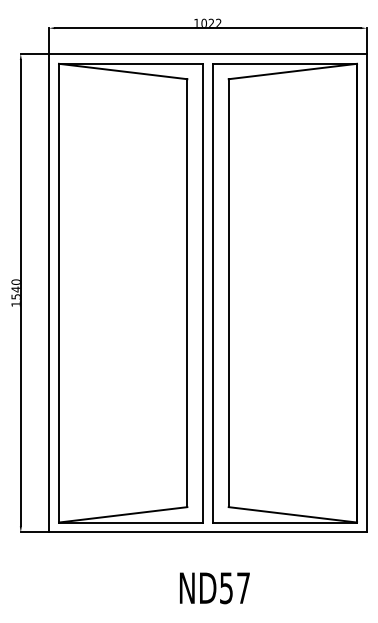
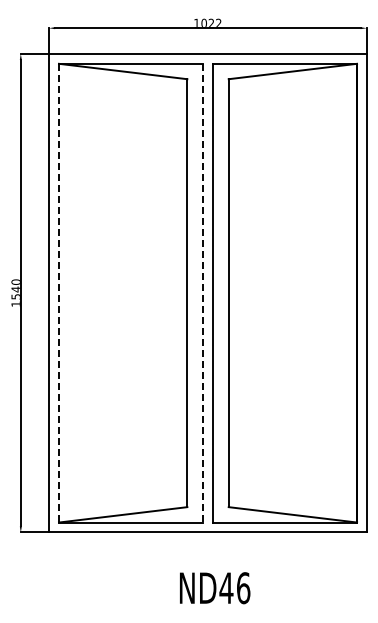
line: solid -> dashed (59, 293)
line: solid -> dashed (202, 293)
text: ND57 -> ND46 (234, 588)
